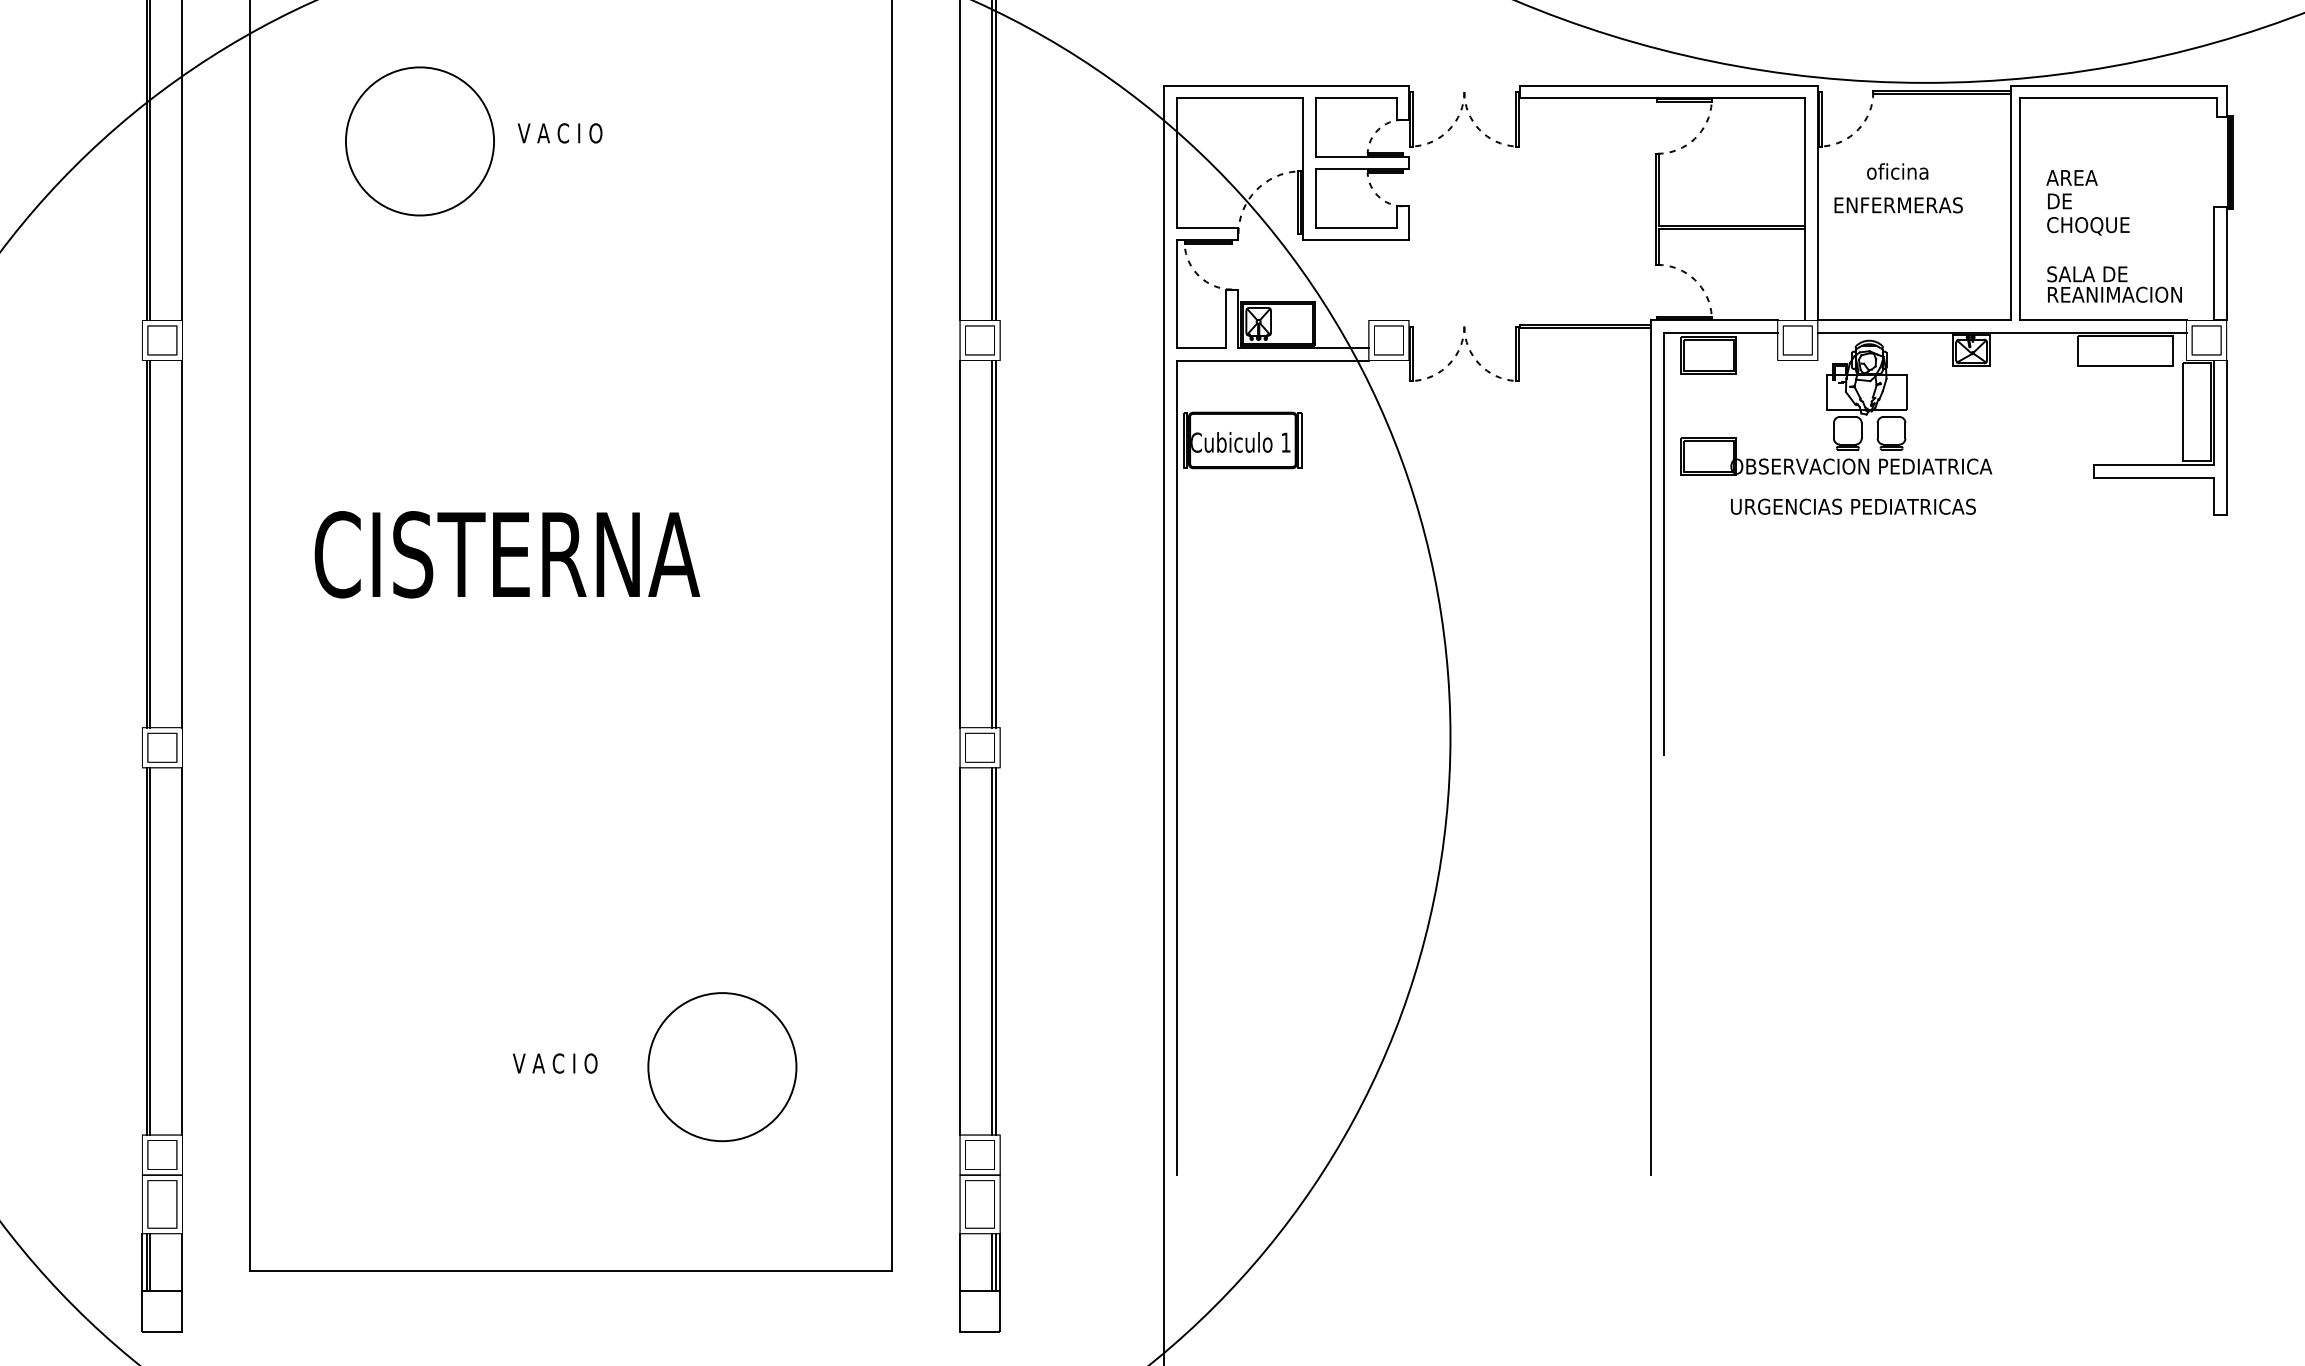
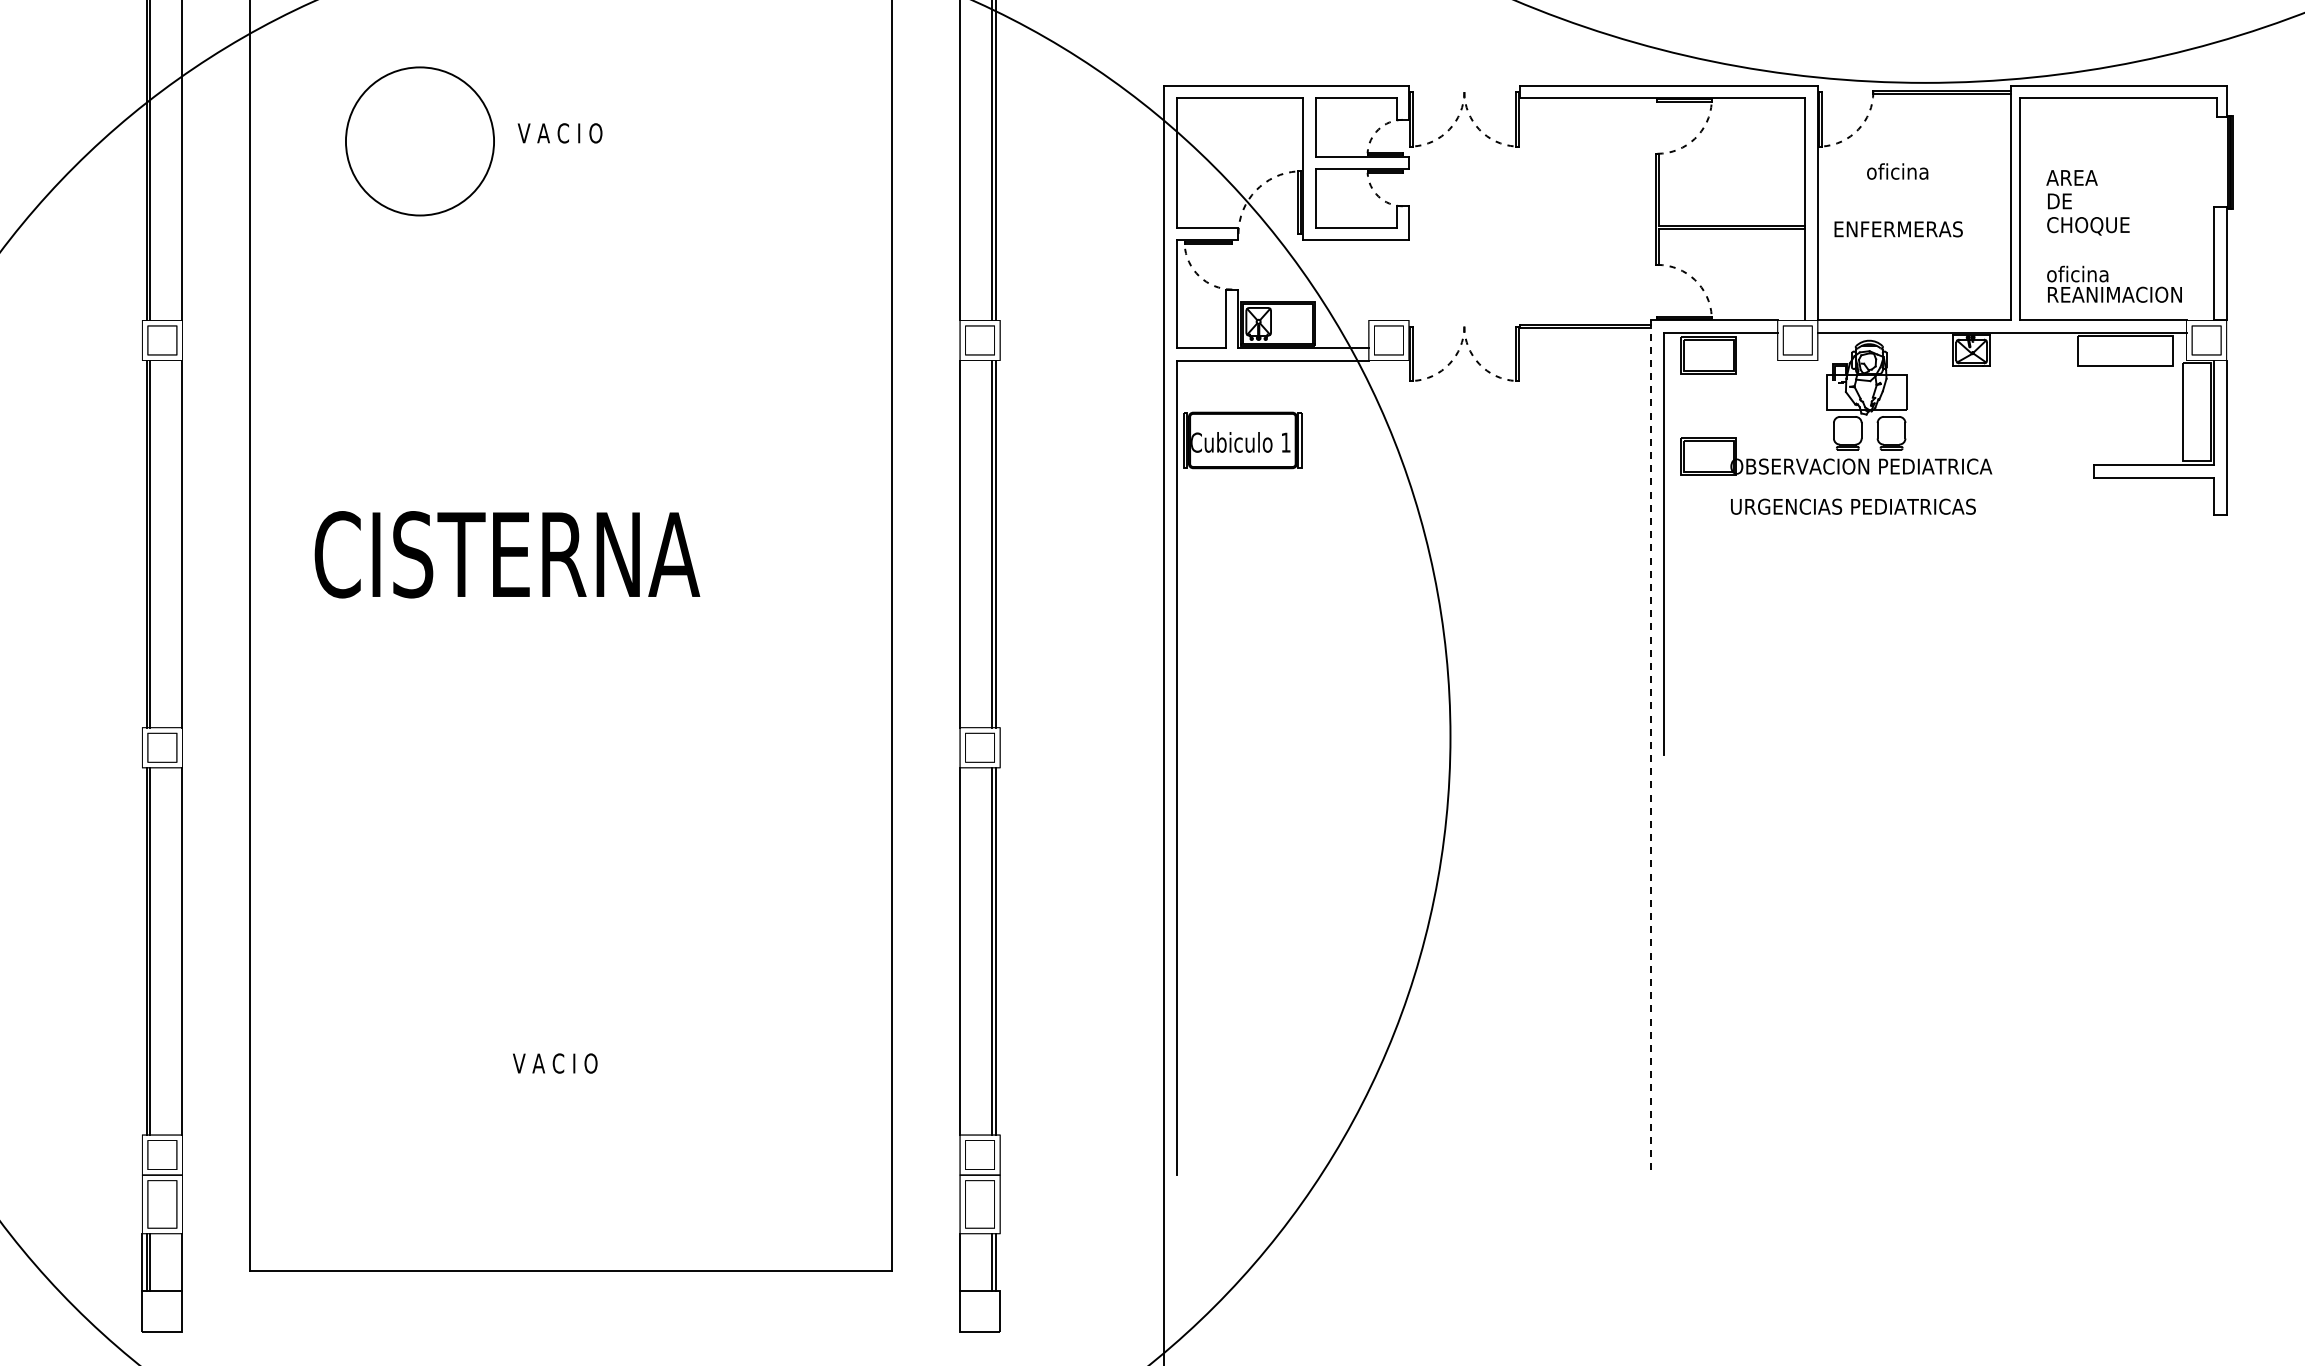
text position: (1898, 205) -> (1898, 229) (1898, 229)
text: SALA DE -> oficina (2087, 273)
line: solid -> dashed (1651, 748)
circle: present -> none (722, 1067)
line: present -> none (1000, 1262)
